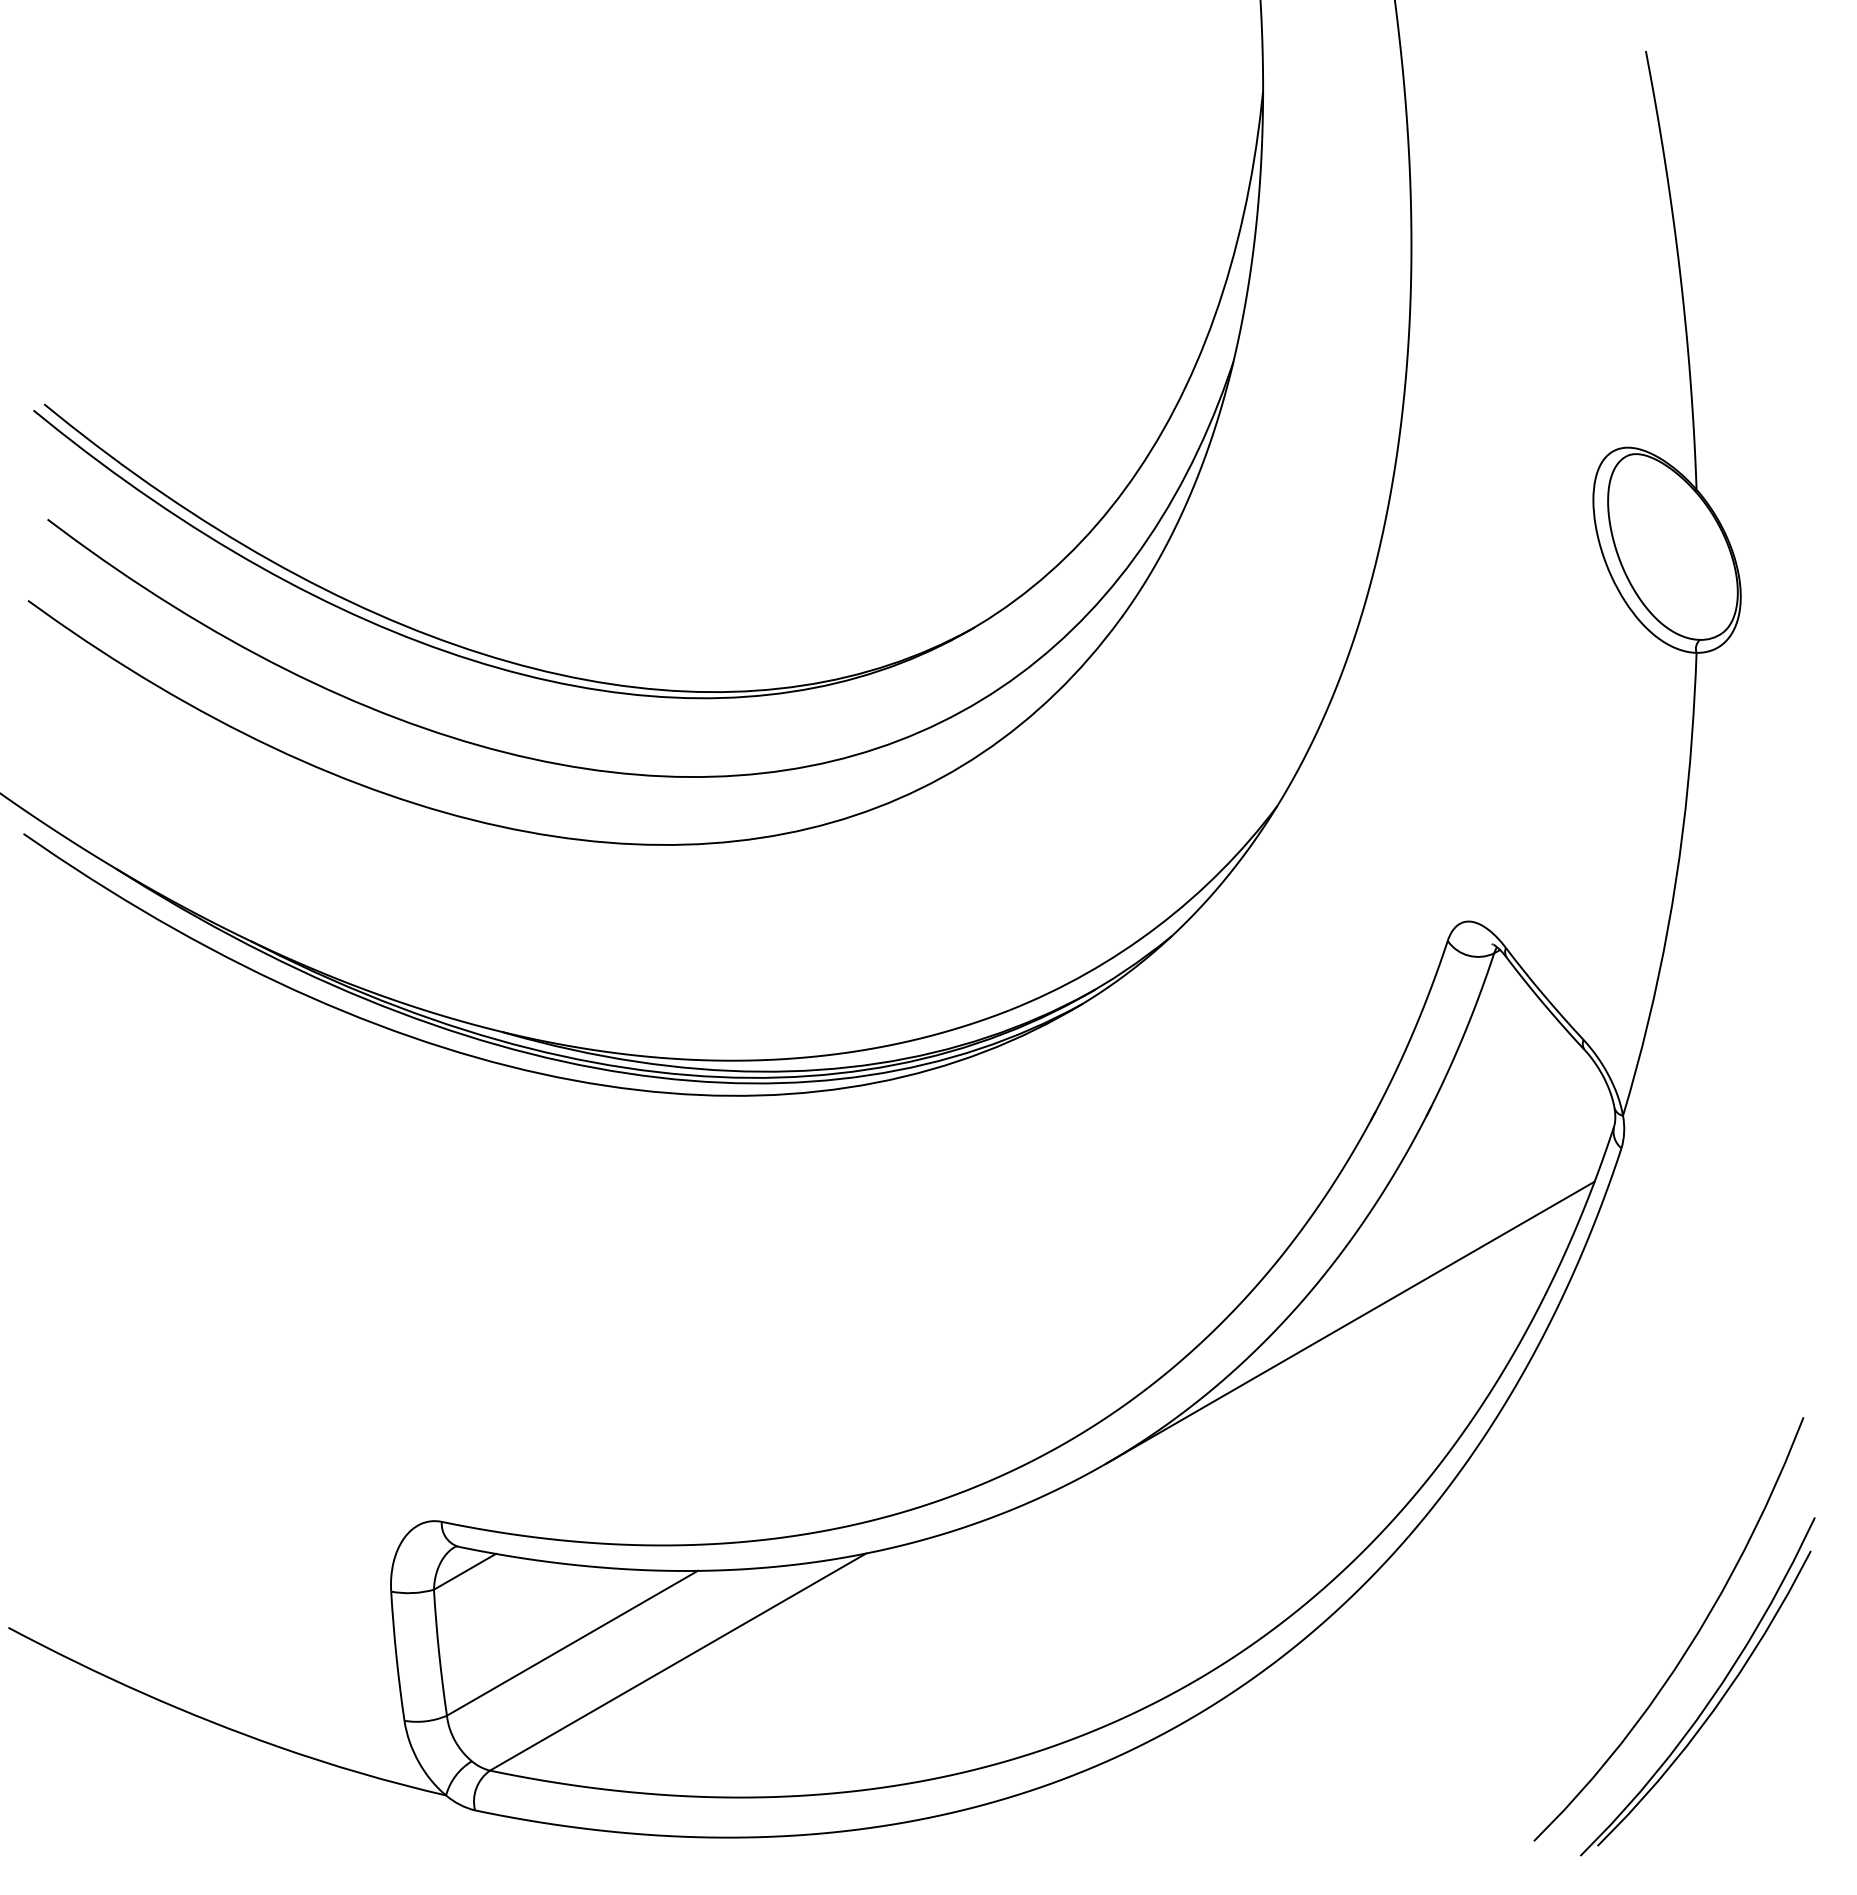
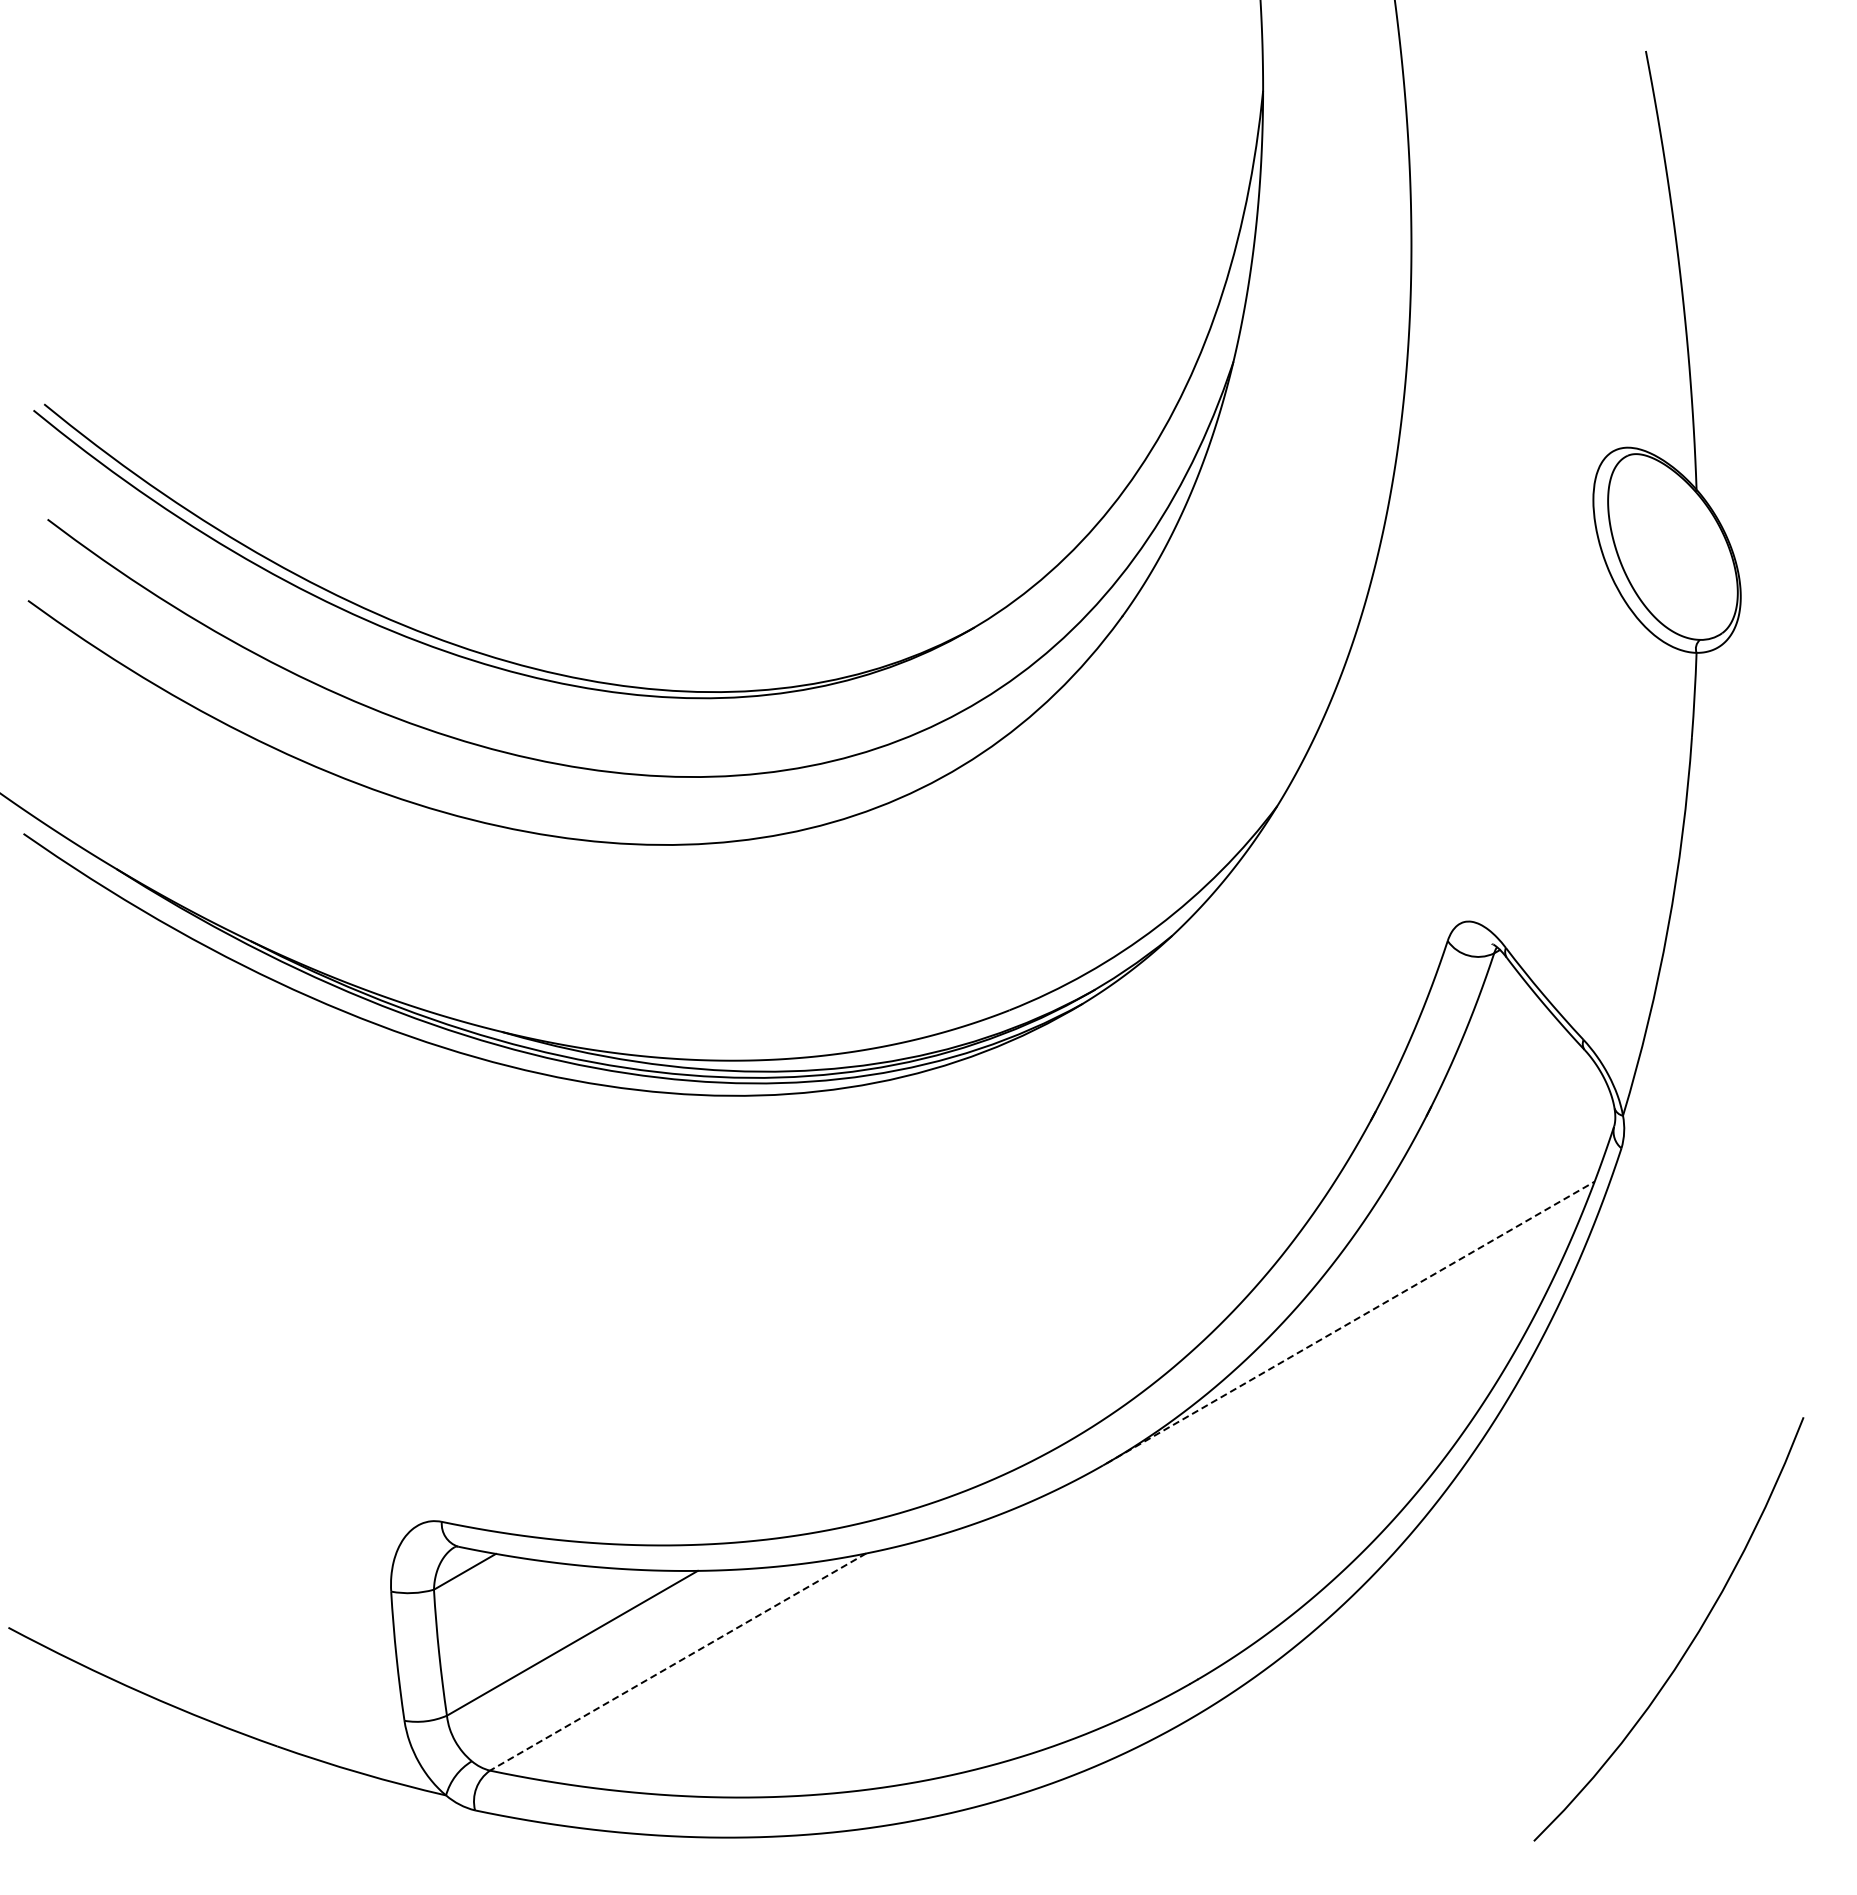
line: solid -> dashed (1350, 1322)
line: solid -> dashed (677, 1662)
part: present -> none (1712, 1695)
